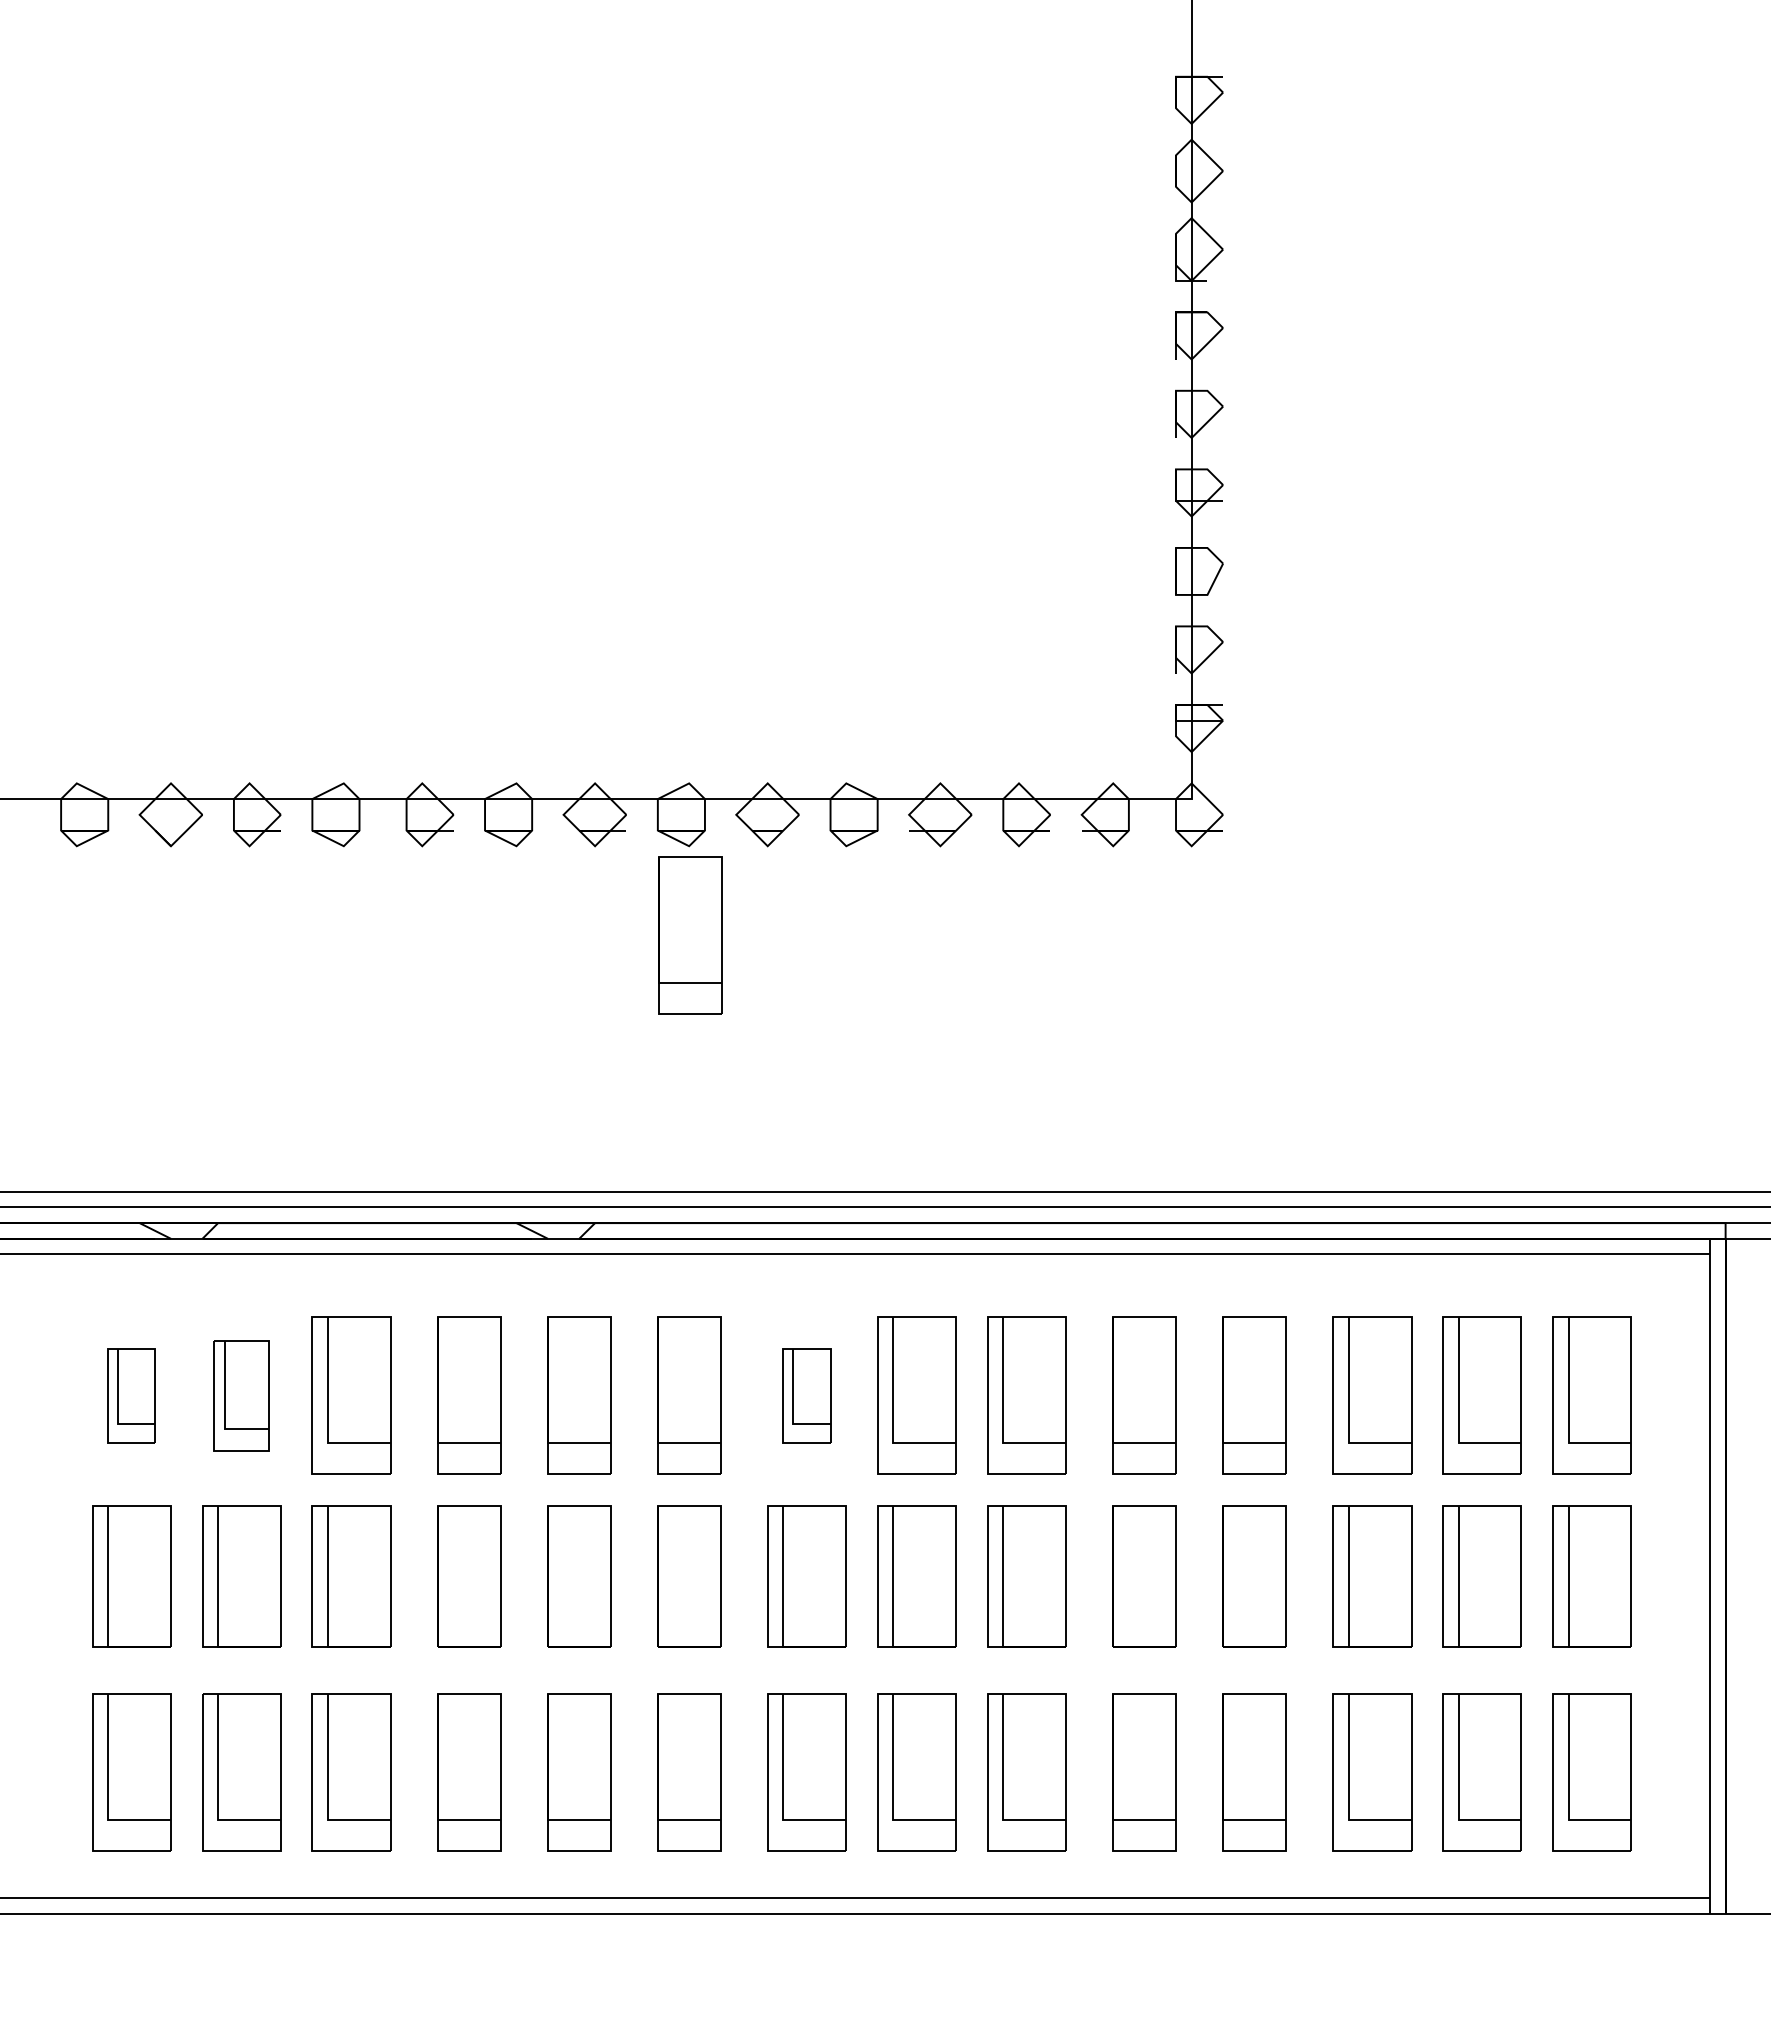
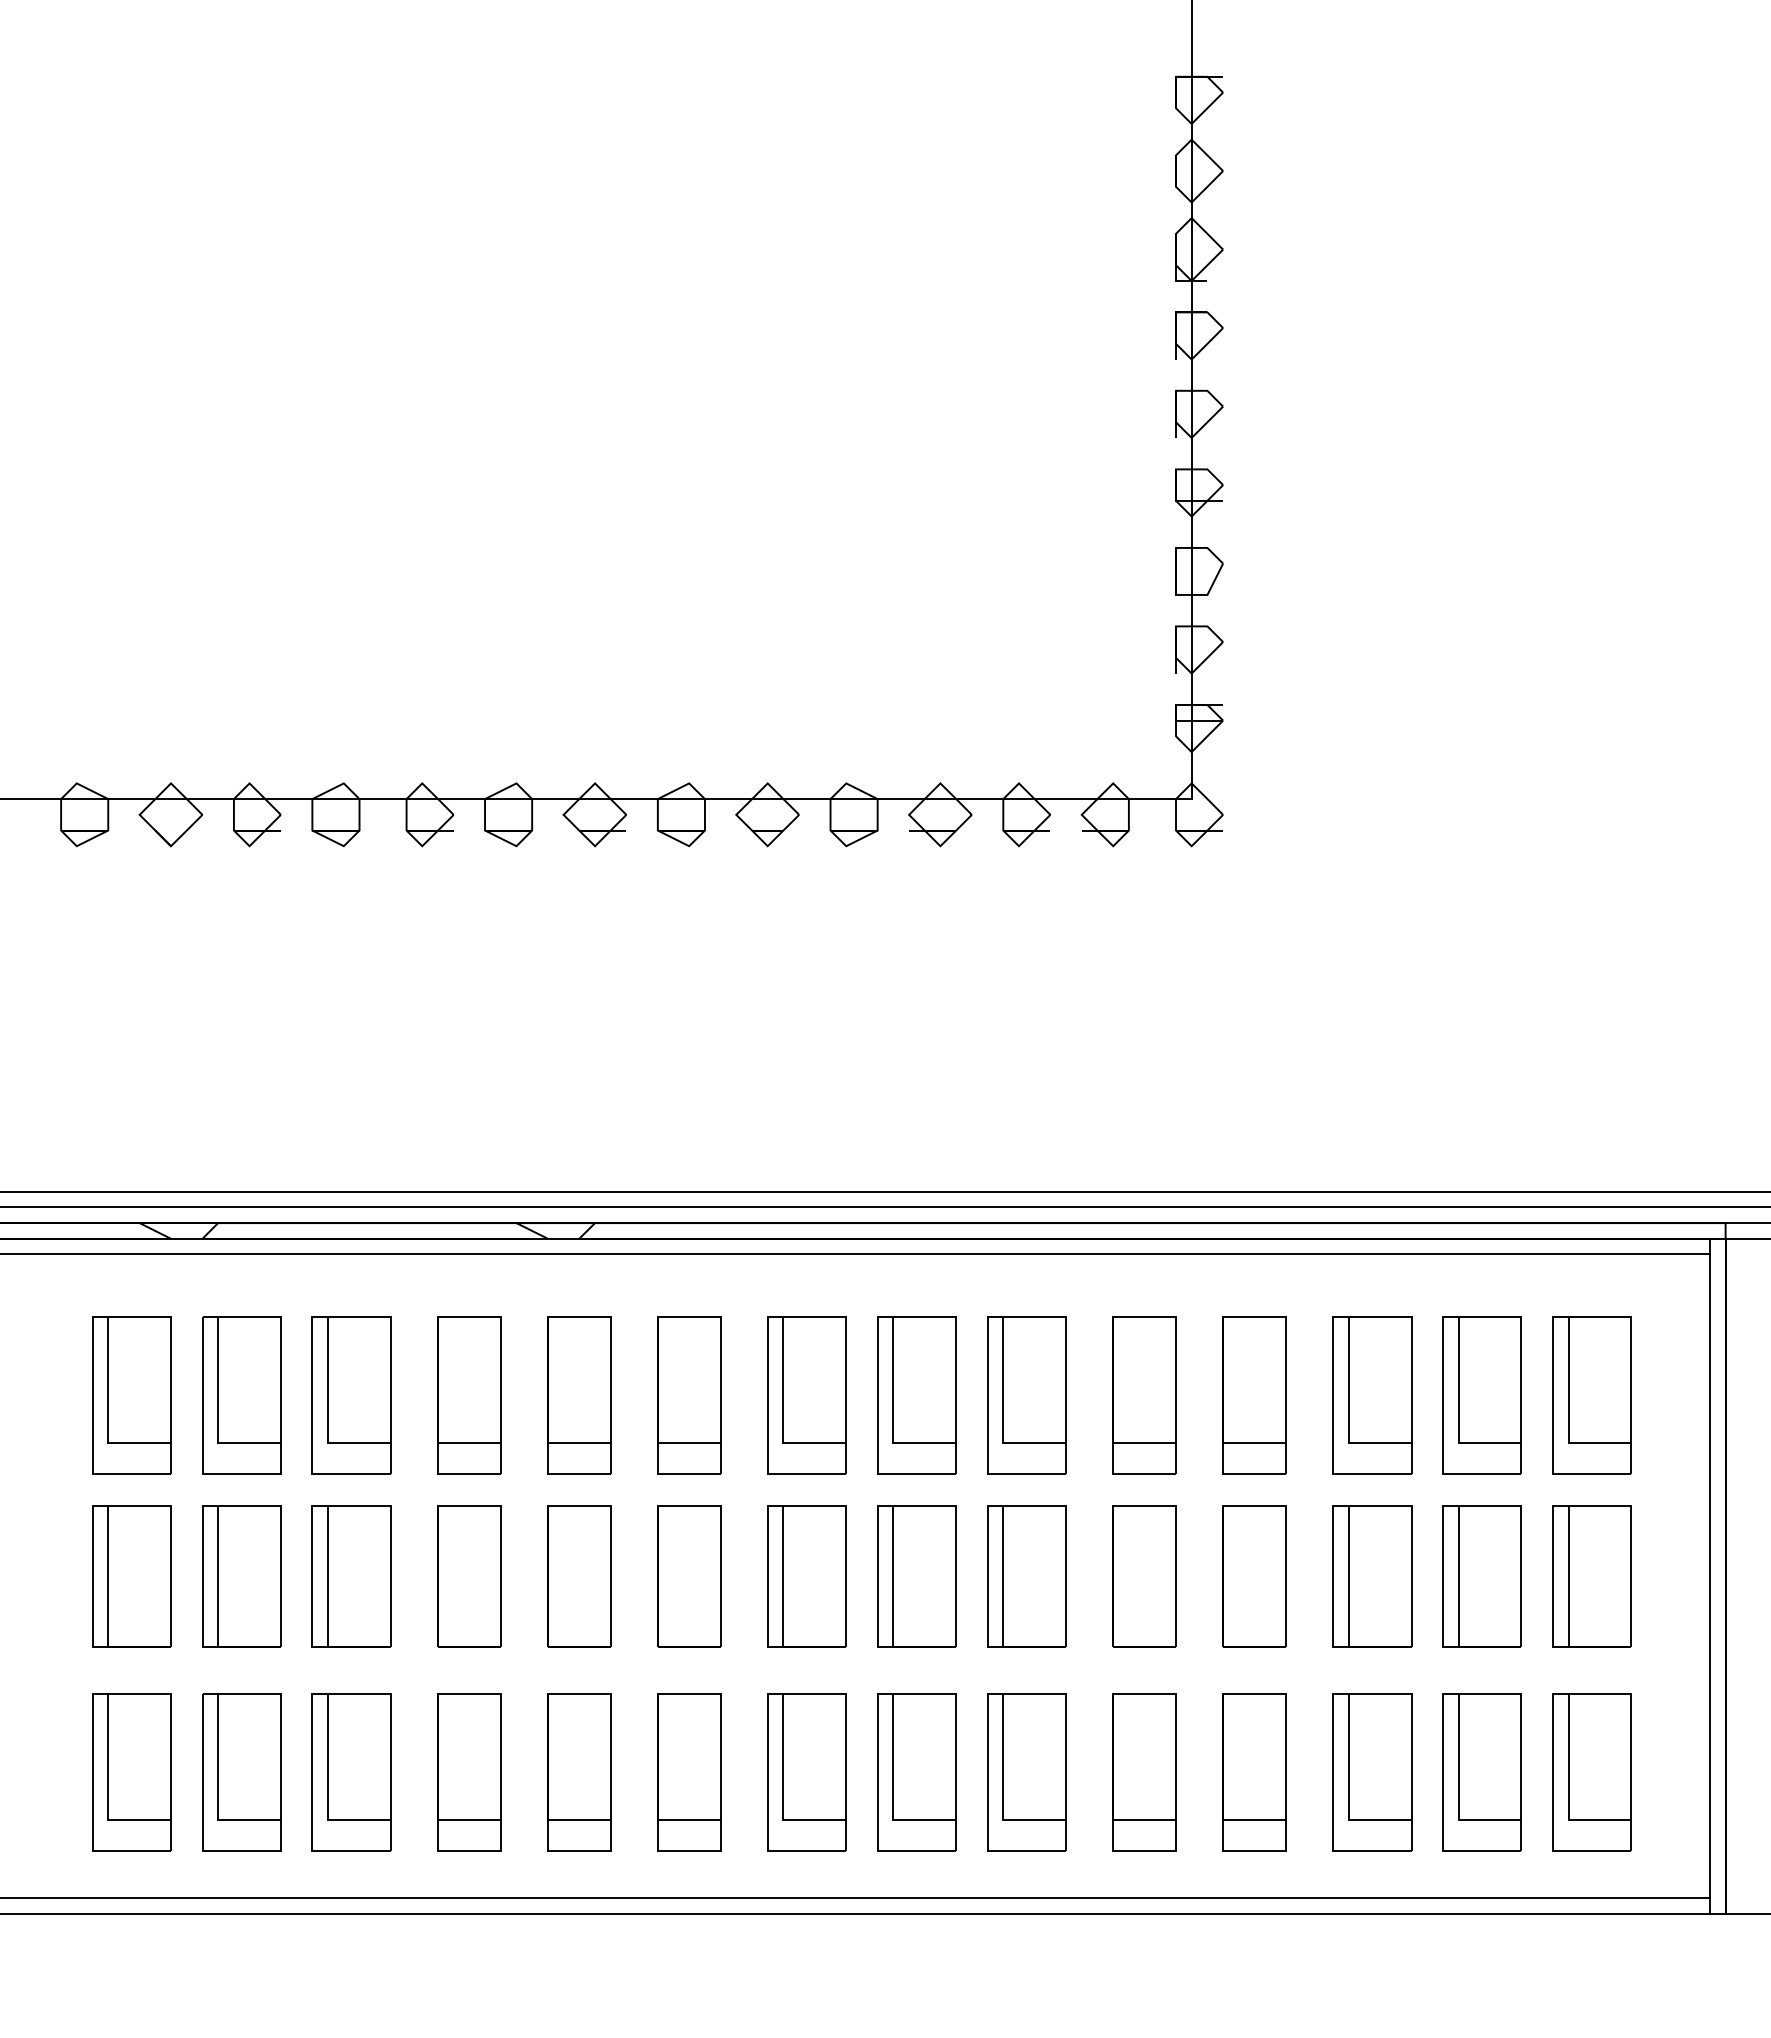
part: present -> none (690, 935)
part size: 49x96 px -> 80x159 px (131, 1395)
part size: 57x112 px -> 80x159 px (241, 1395)
part size: 50x96 px -> 80x159 px (806, 1395)
